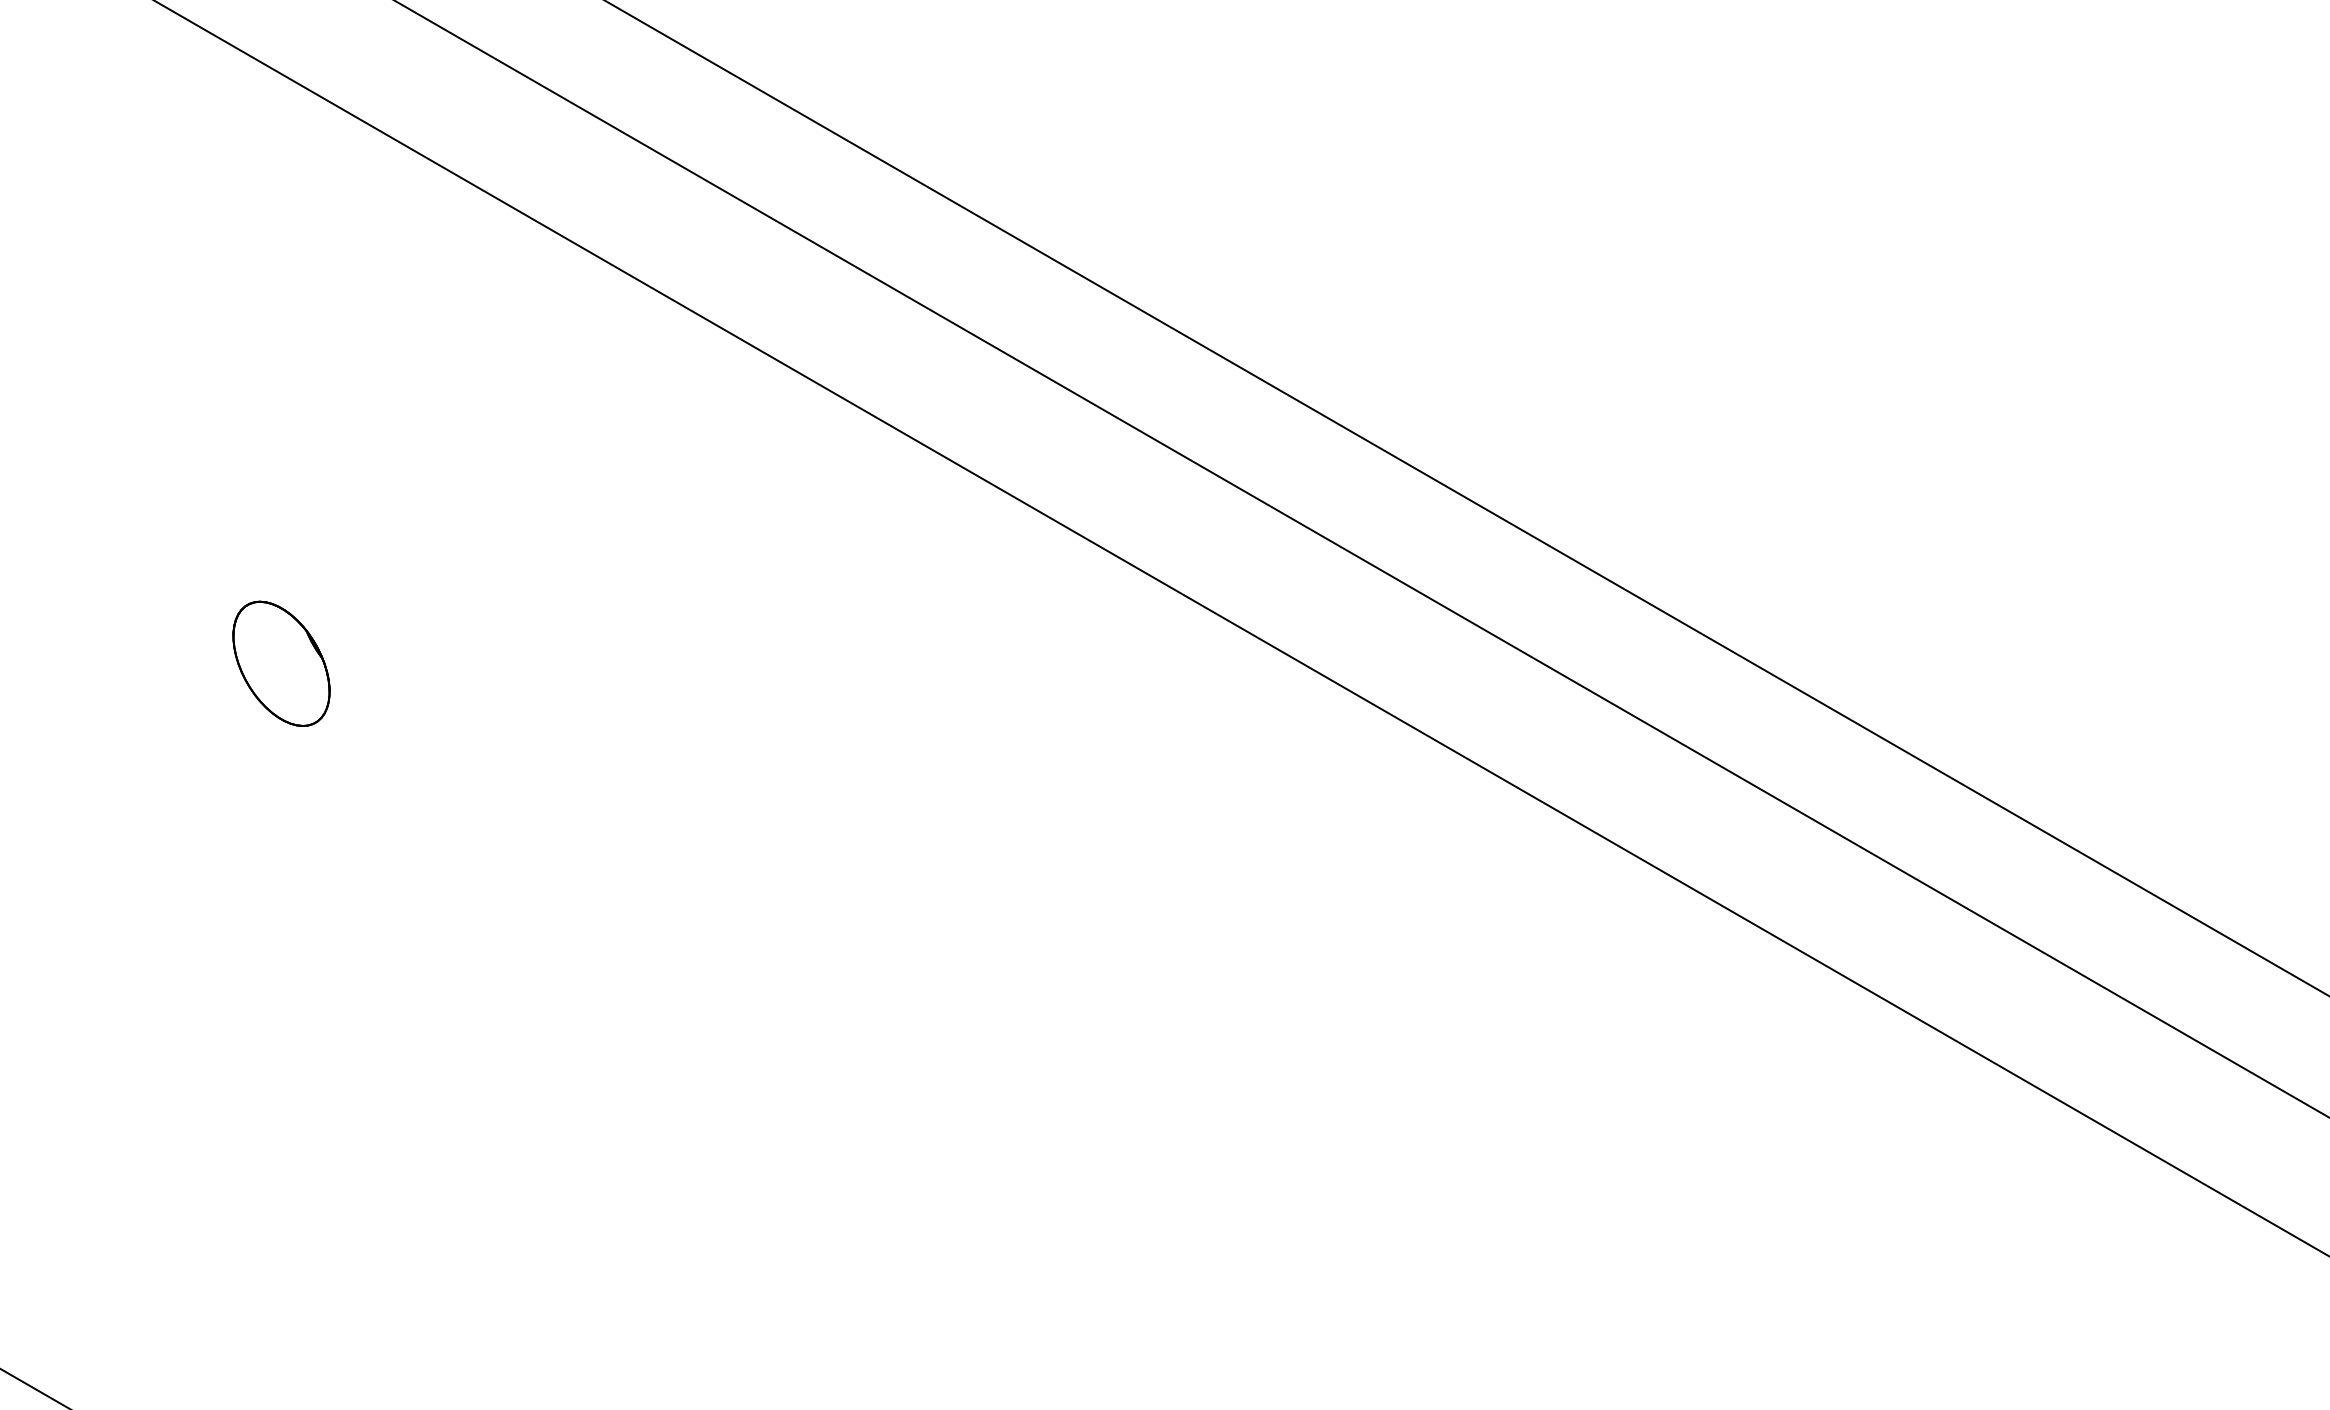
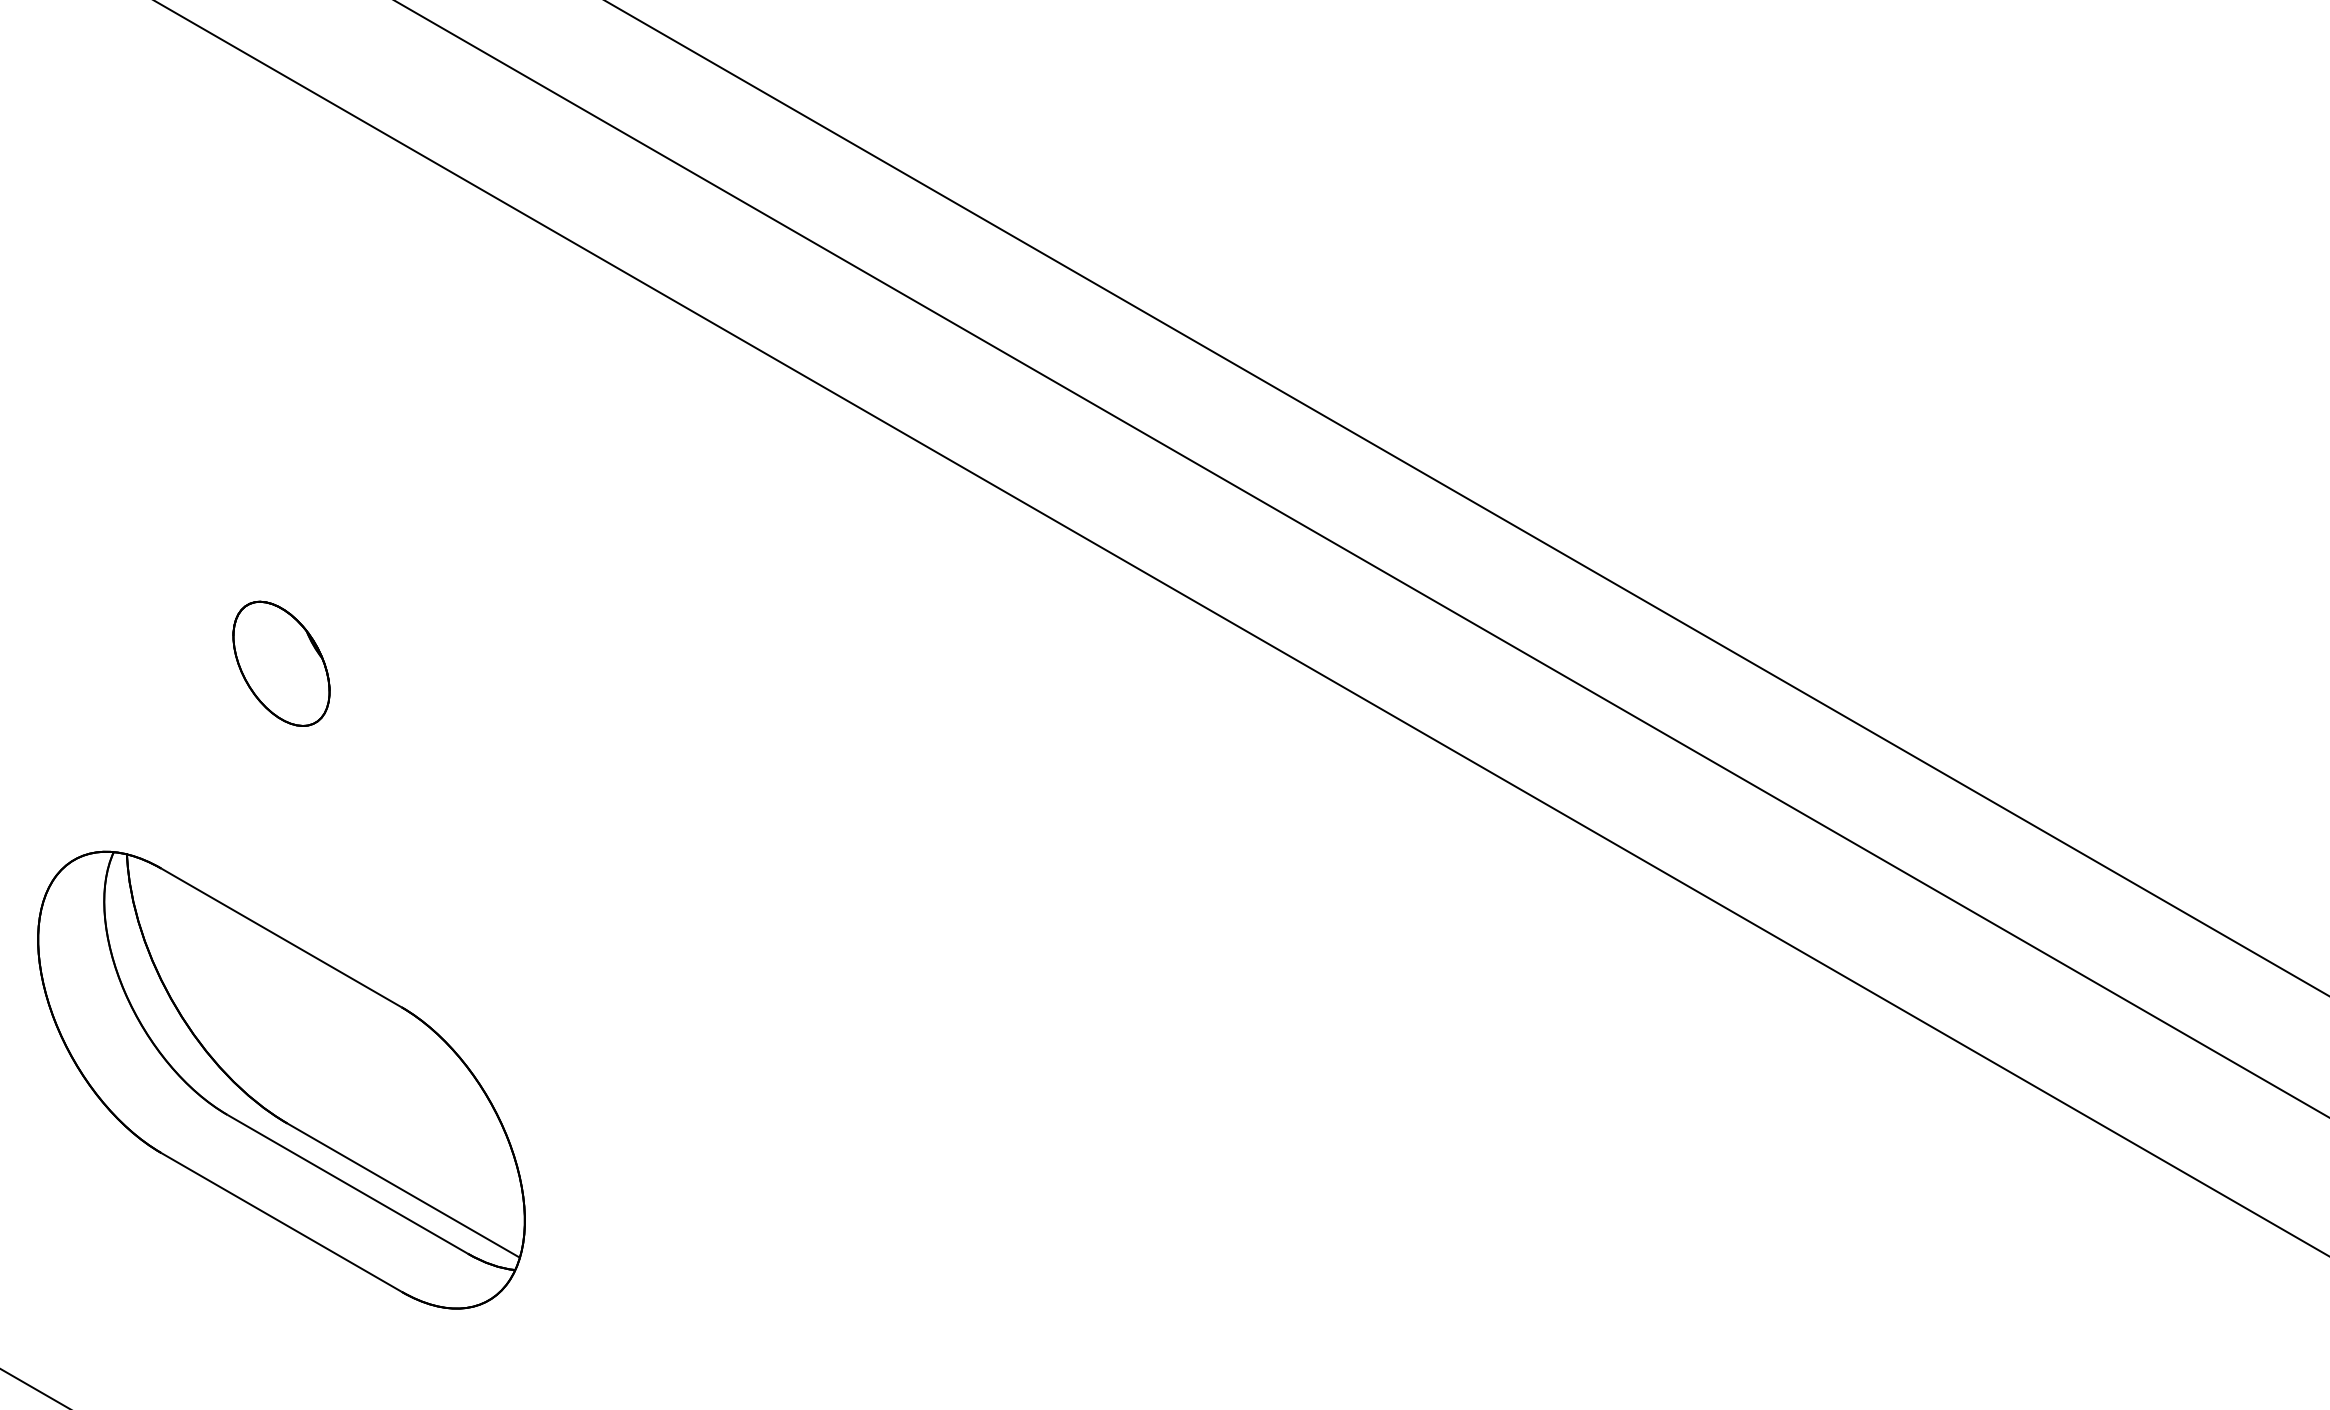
part: none -> present (281, 1079)
